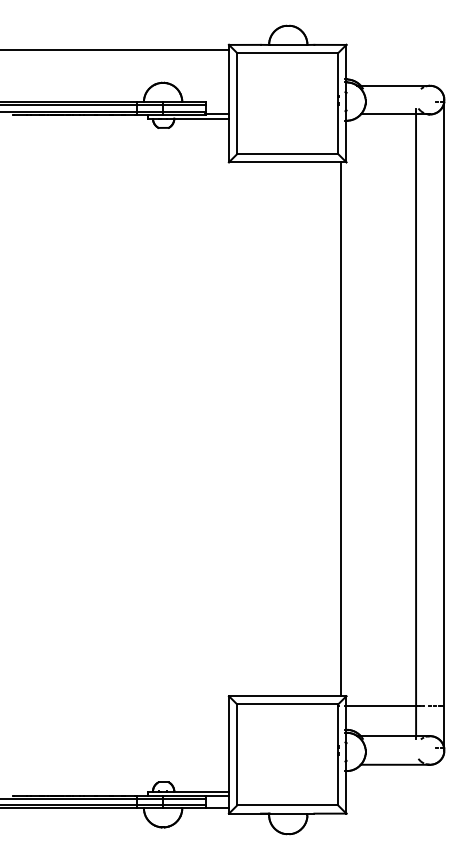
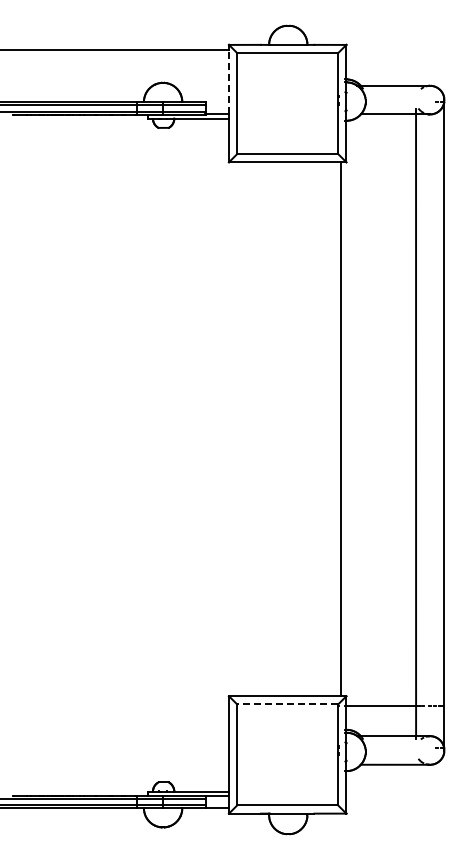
line: solid -> dashed (229, 81)
line: solid -> dashed (287, 704)
